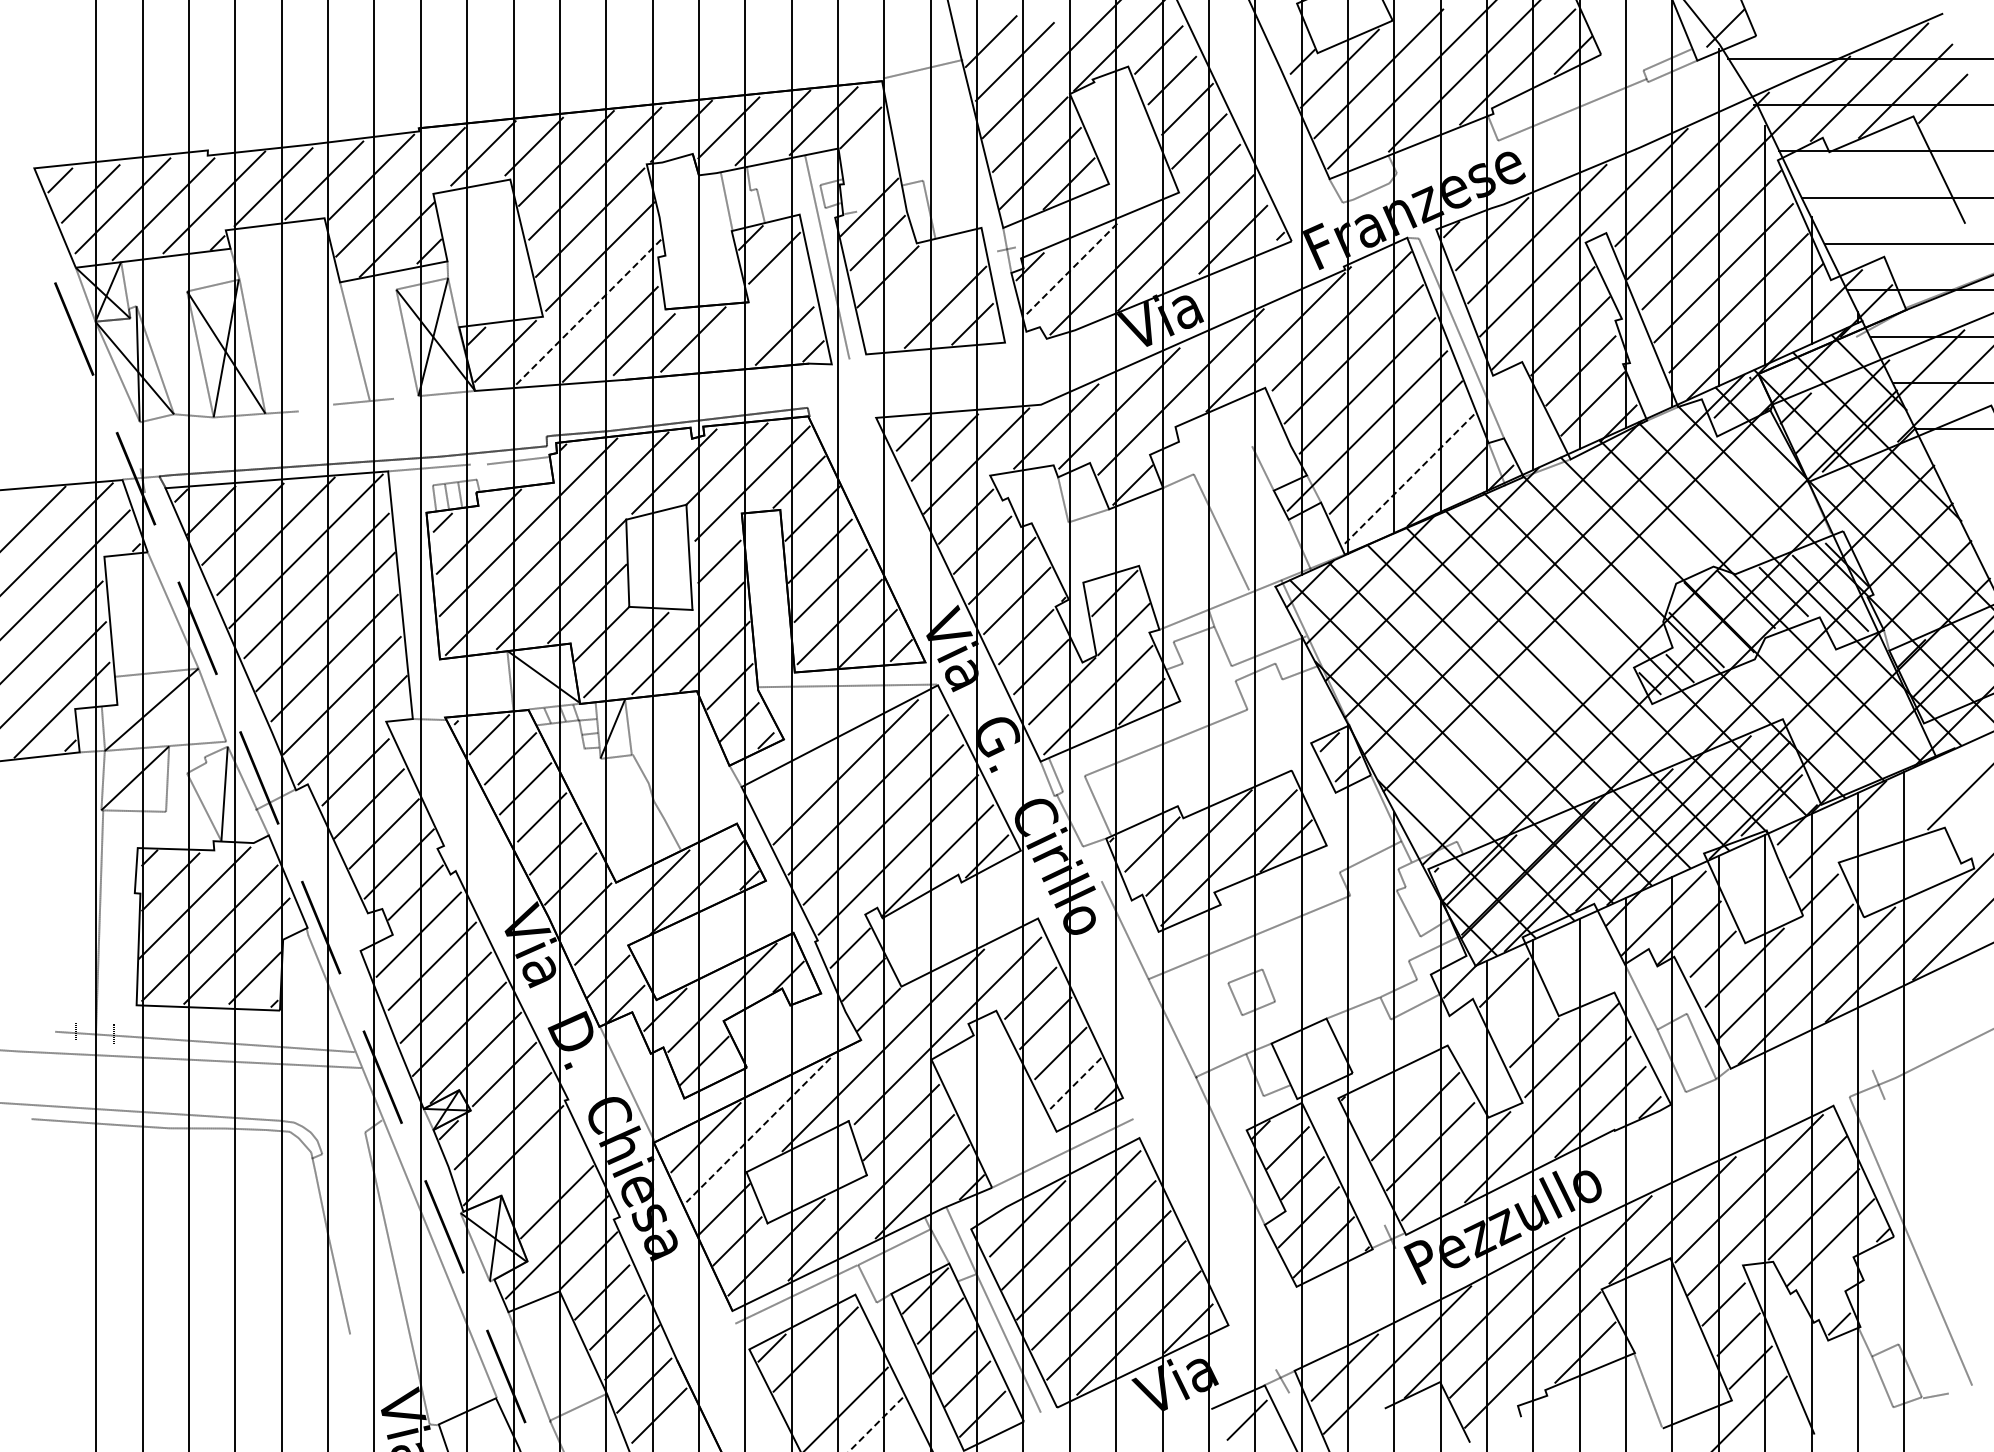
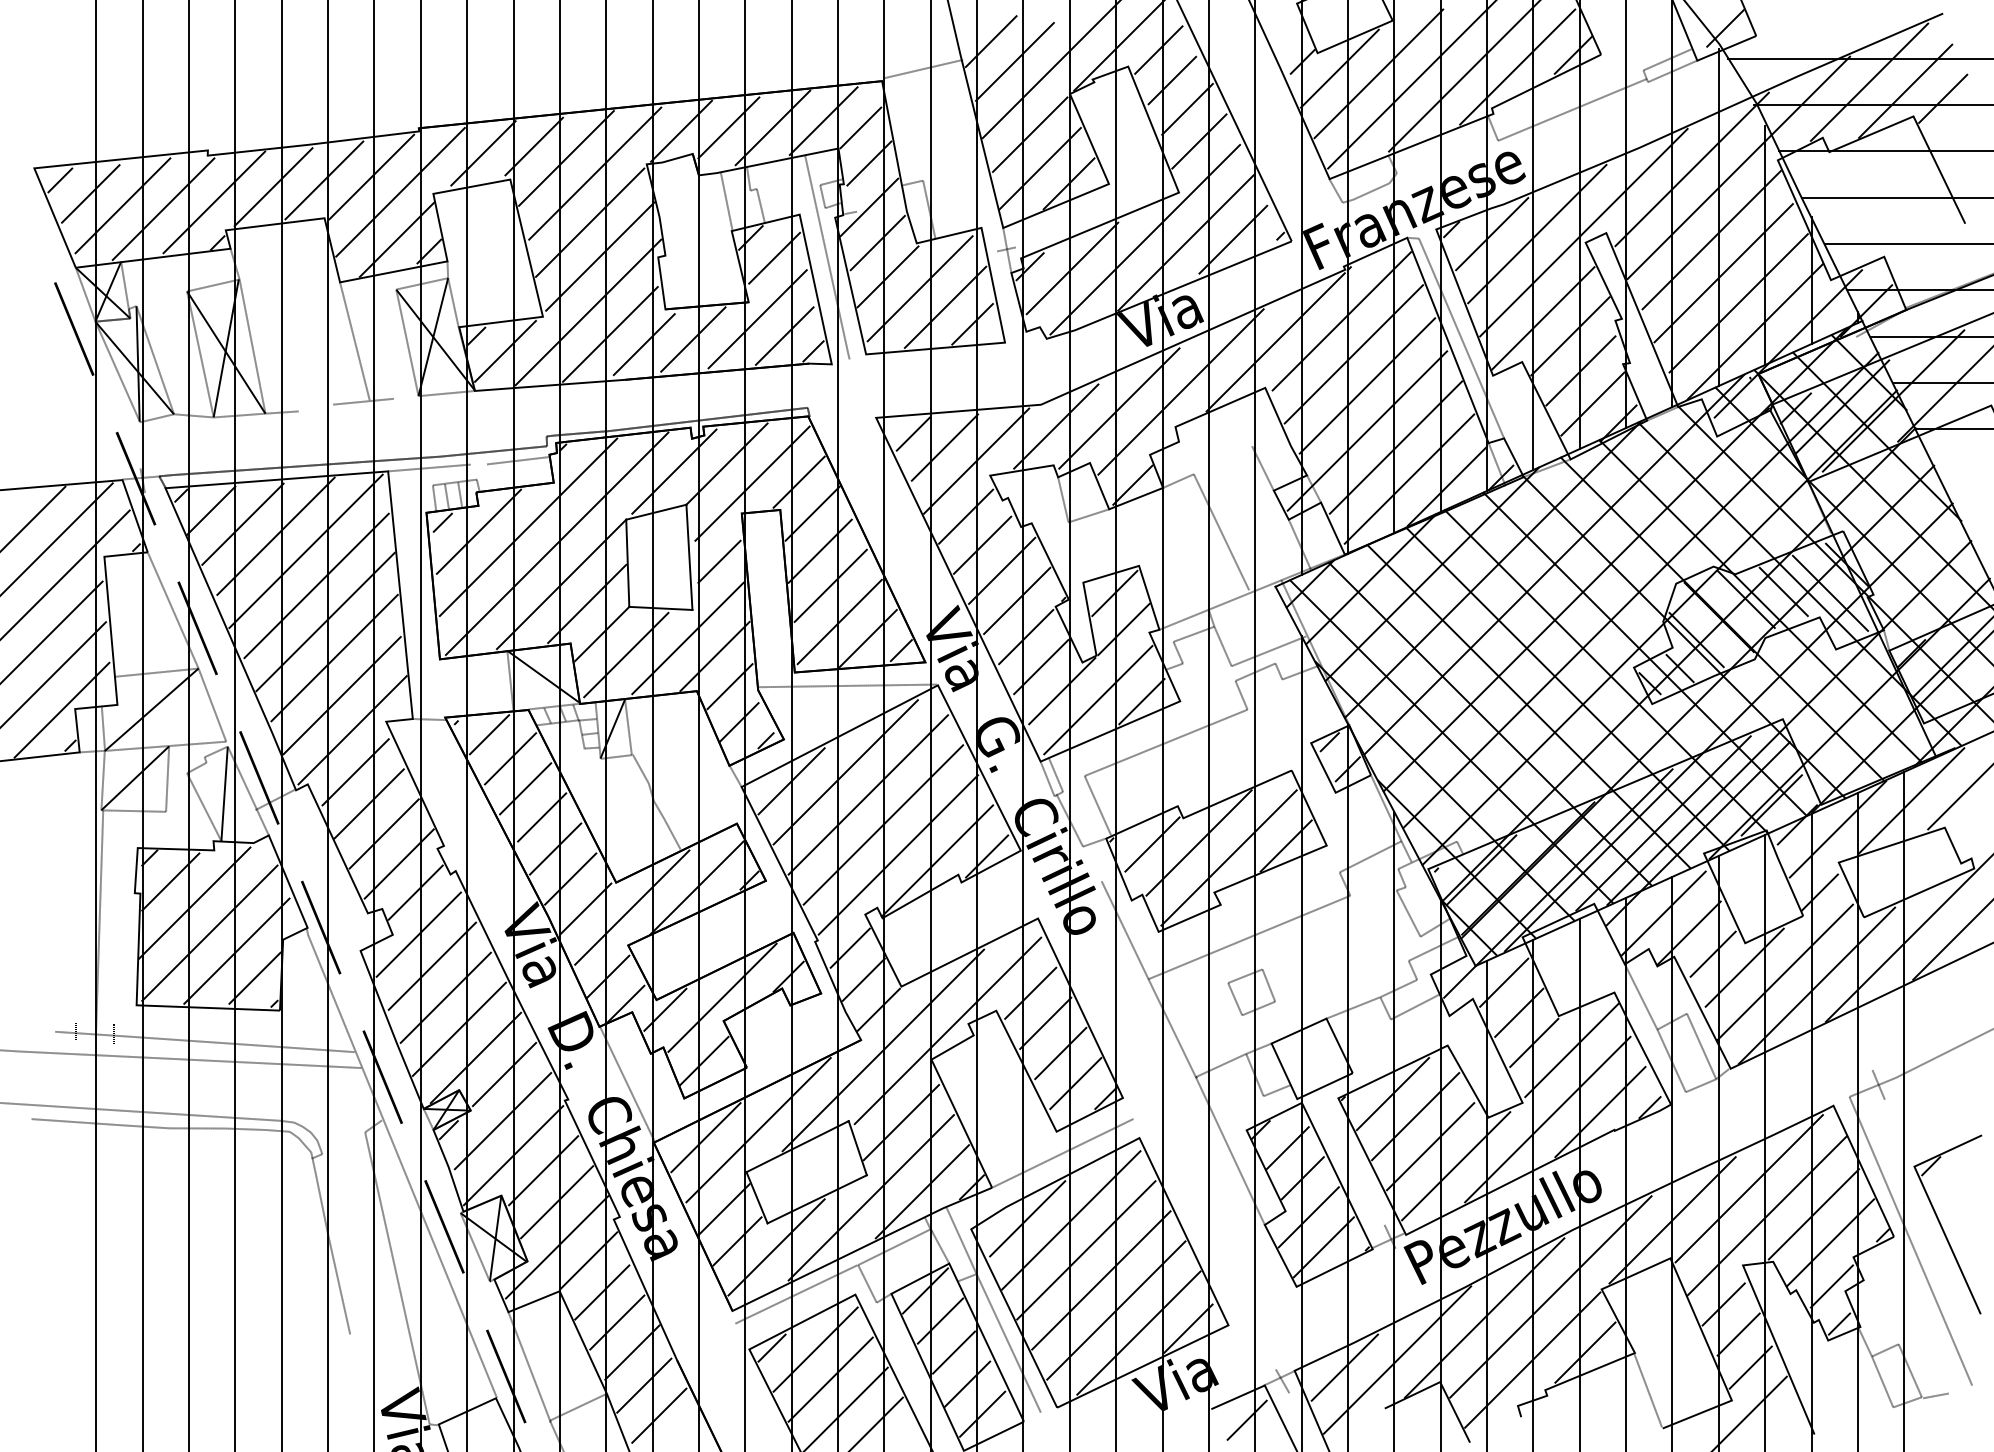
line: none -> present (869, 163)
line: dashed -> solid (1072, 268)
line: none -> present (919, 288)
line: dashed -> solid (588, 312)
line: none -> present (757, 319)
line: dashed -> solid (1409, 479)
line: none -> present (1640, 590)
line: none -> present (791, 781)
line: none -> present (1911, 800)
line: none -> present (1519, 1012)
line: dashed -> solid (1075, 1083)
line: none -> present (1392, 1093)
line: dashed -> solid (758, 1130)
line: none -> present (543, 1170)
part: none -> present (1947, 1224)
line: none -> present (1831, 1286)
line: none -> present (830, 1379)
line: dashed -> solid (875, 1425)
